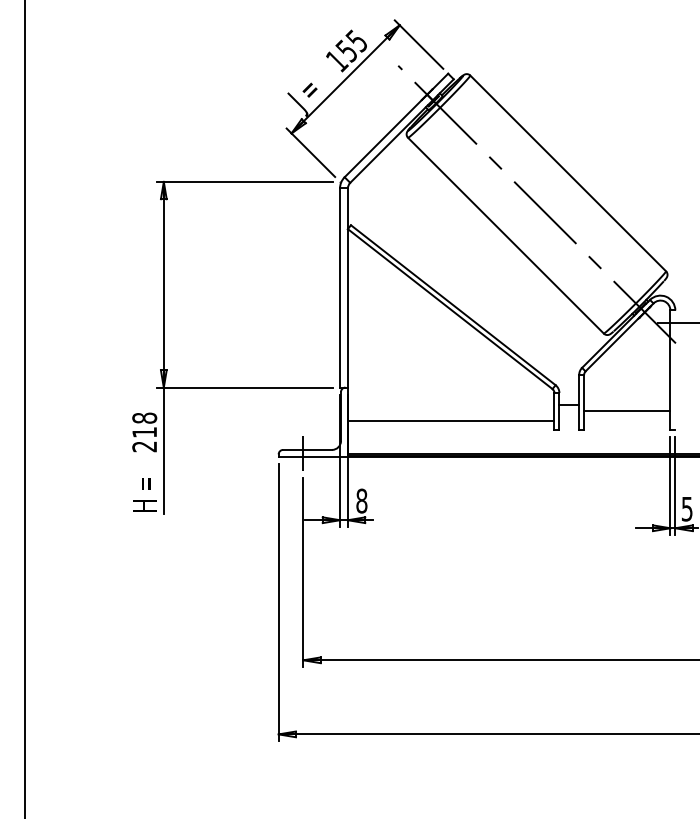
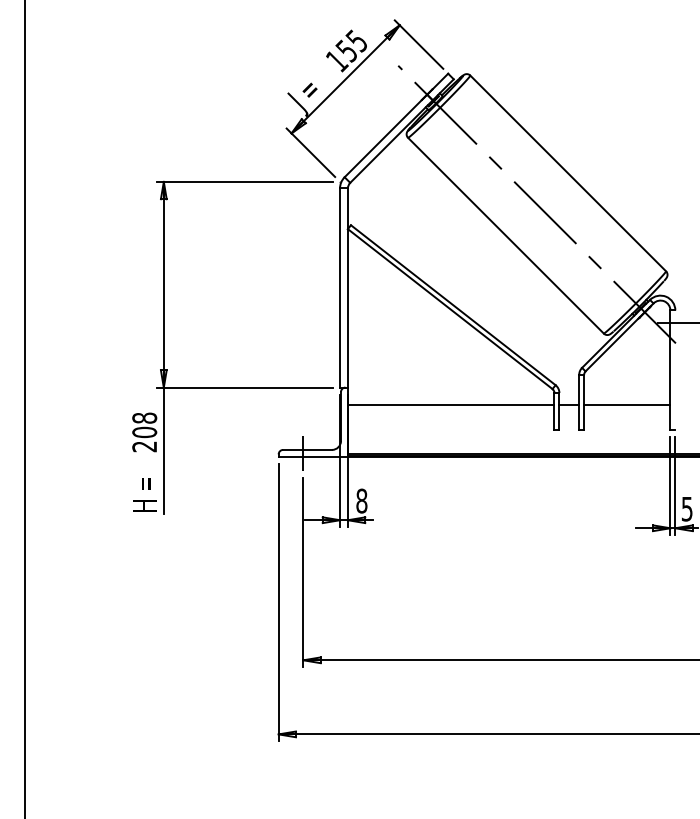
line position: (627, 411) -> (627, 405) (627, 405)
line position: (450, 421) -> (450, 405) (450, 405)
text: 218 -> 208 (144, 432)
